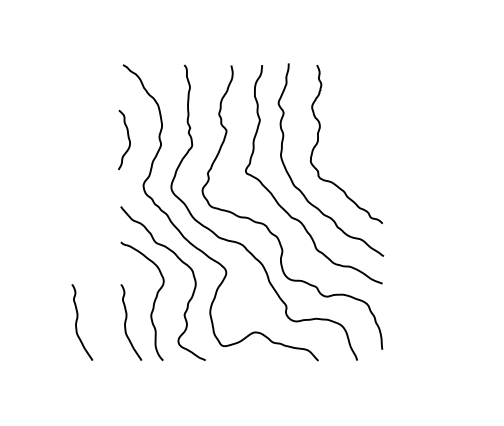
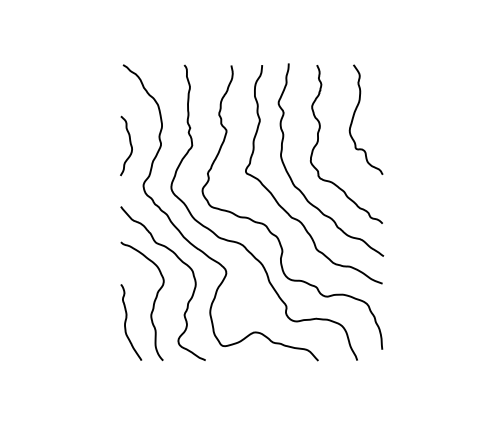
curve: none -> present (354, 116)
curve position: (127, 137) -> (129, 143) (129, 143)
curve: present -> none (77, 322)
